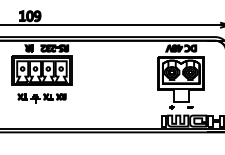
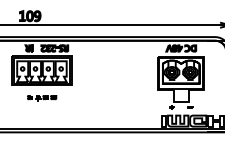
part size: 50x11 px -> 31x7 px (42, 98)
